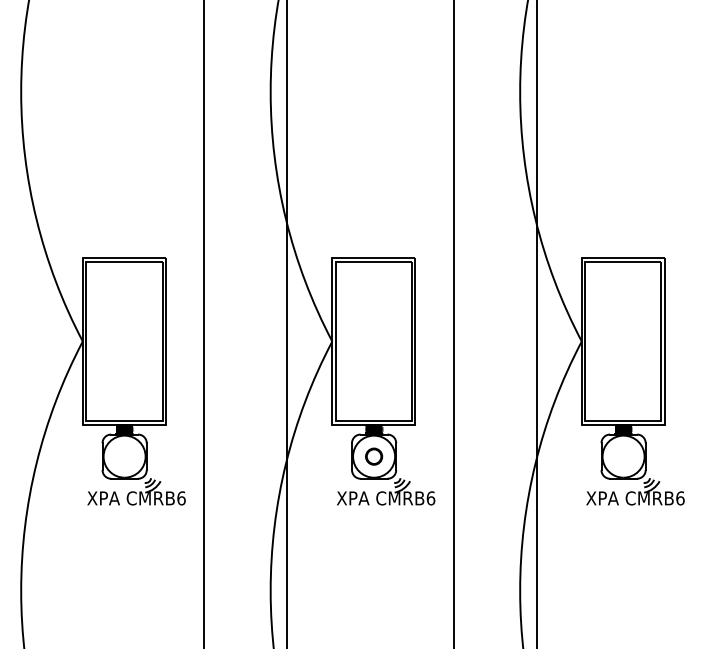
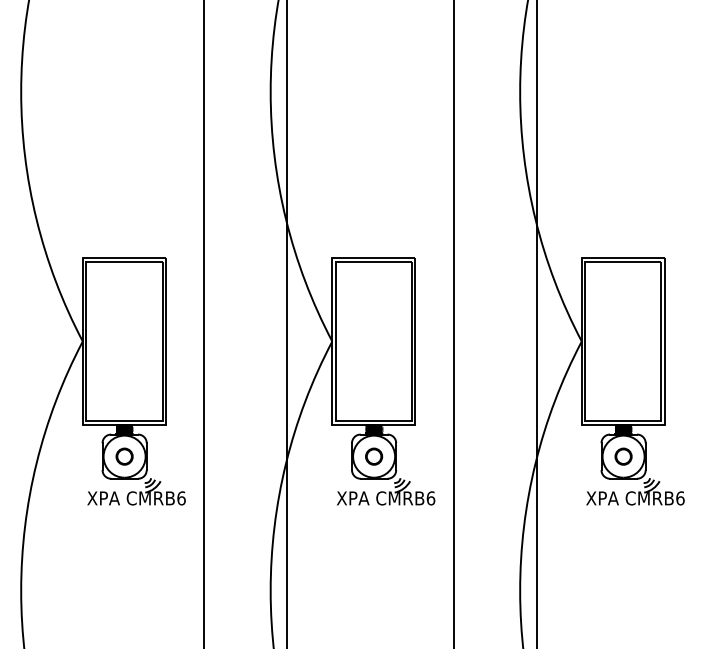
circle: none -> present (124, 456)
circle: none -> present (623, 456)
